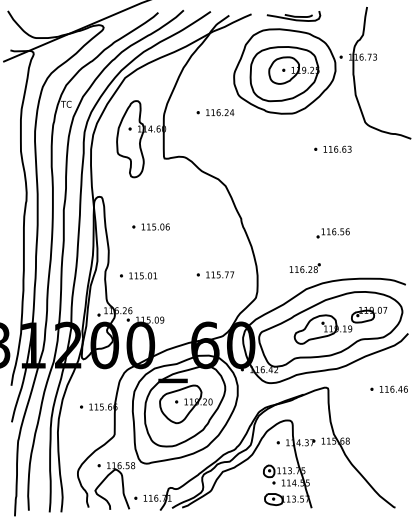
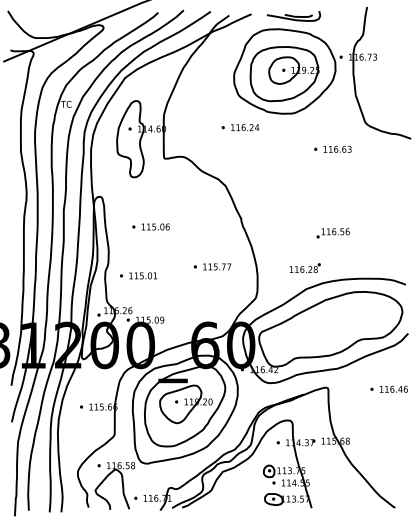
part position: (215, 112) -> (240, 127) (240, 127)
part position: (215, 274) -> (212, 266) (212, 266)
part: present -> none (340, 325)
